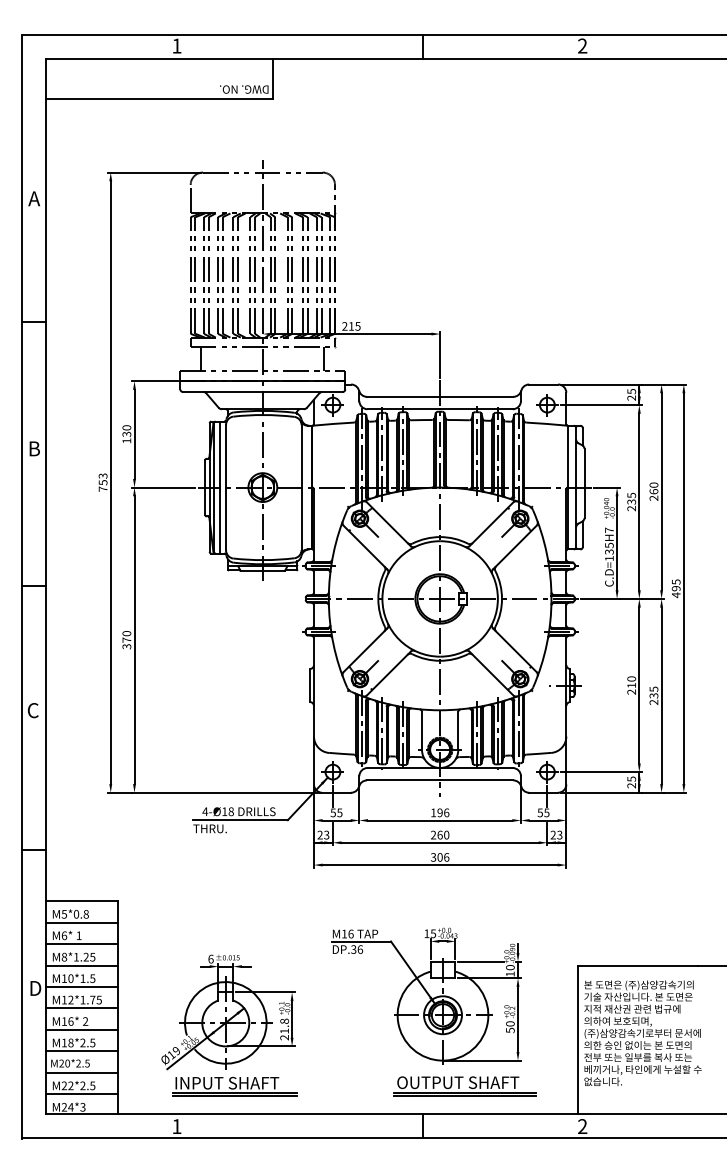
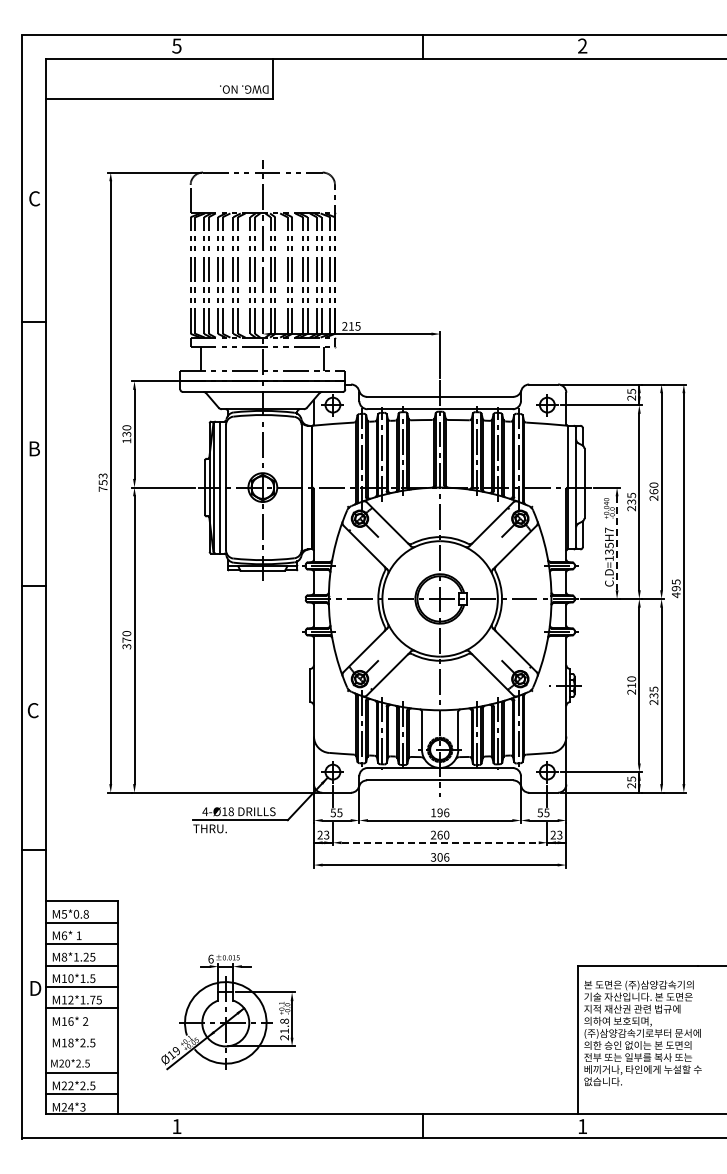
text: 1 -> 5 (176, 45)
text: A -> C (34, 198)
line: solid -> dashed (617, 543)
line: solid -> dashed (440, 842)
part: present -> none (426, 995)
line: present -> none (81, 1029)
line: present -> none (81, 1051)
part: present -> none (234, 1086)
part: present -> none (464, 1086)
text: 2 -> 1 (582, 1126)
